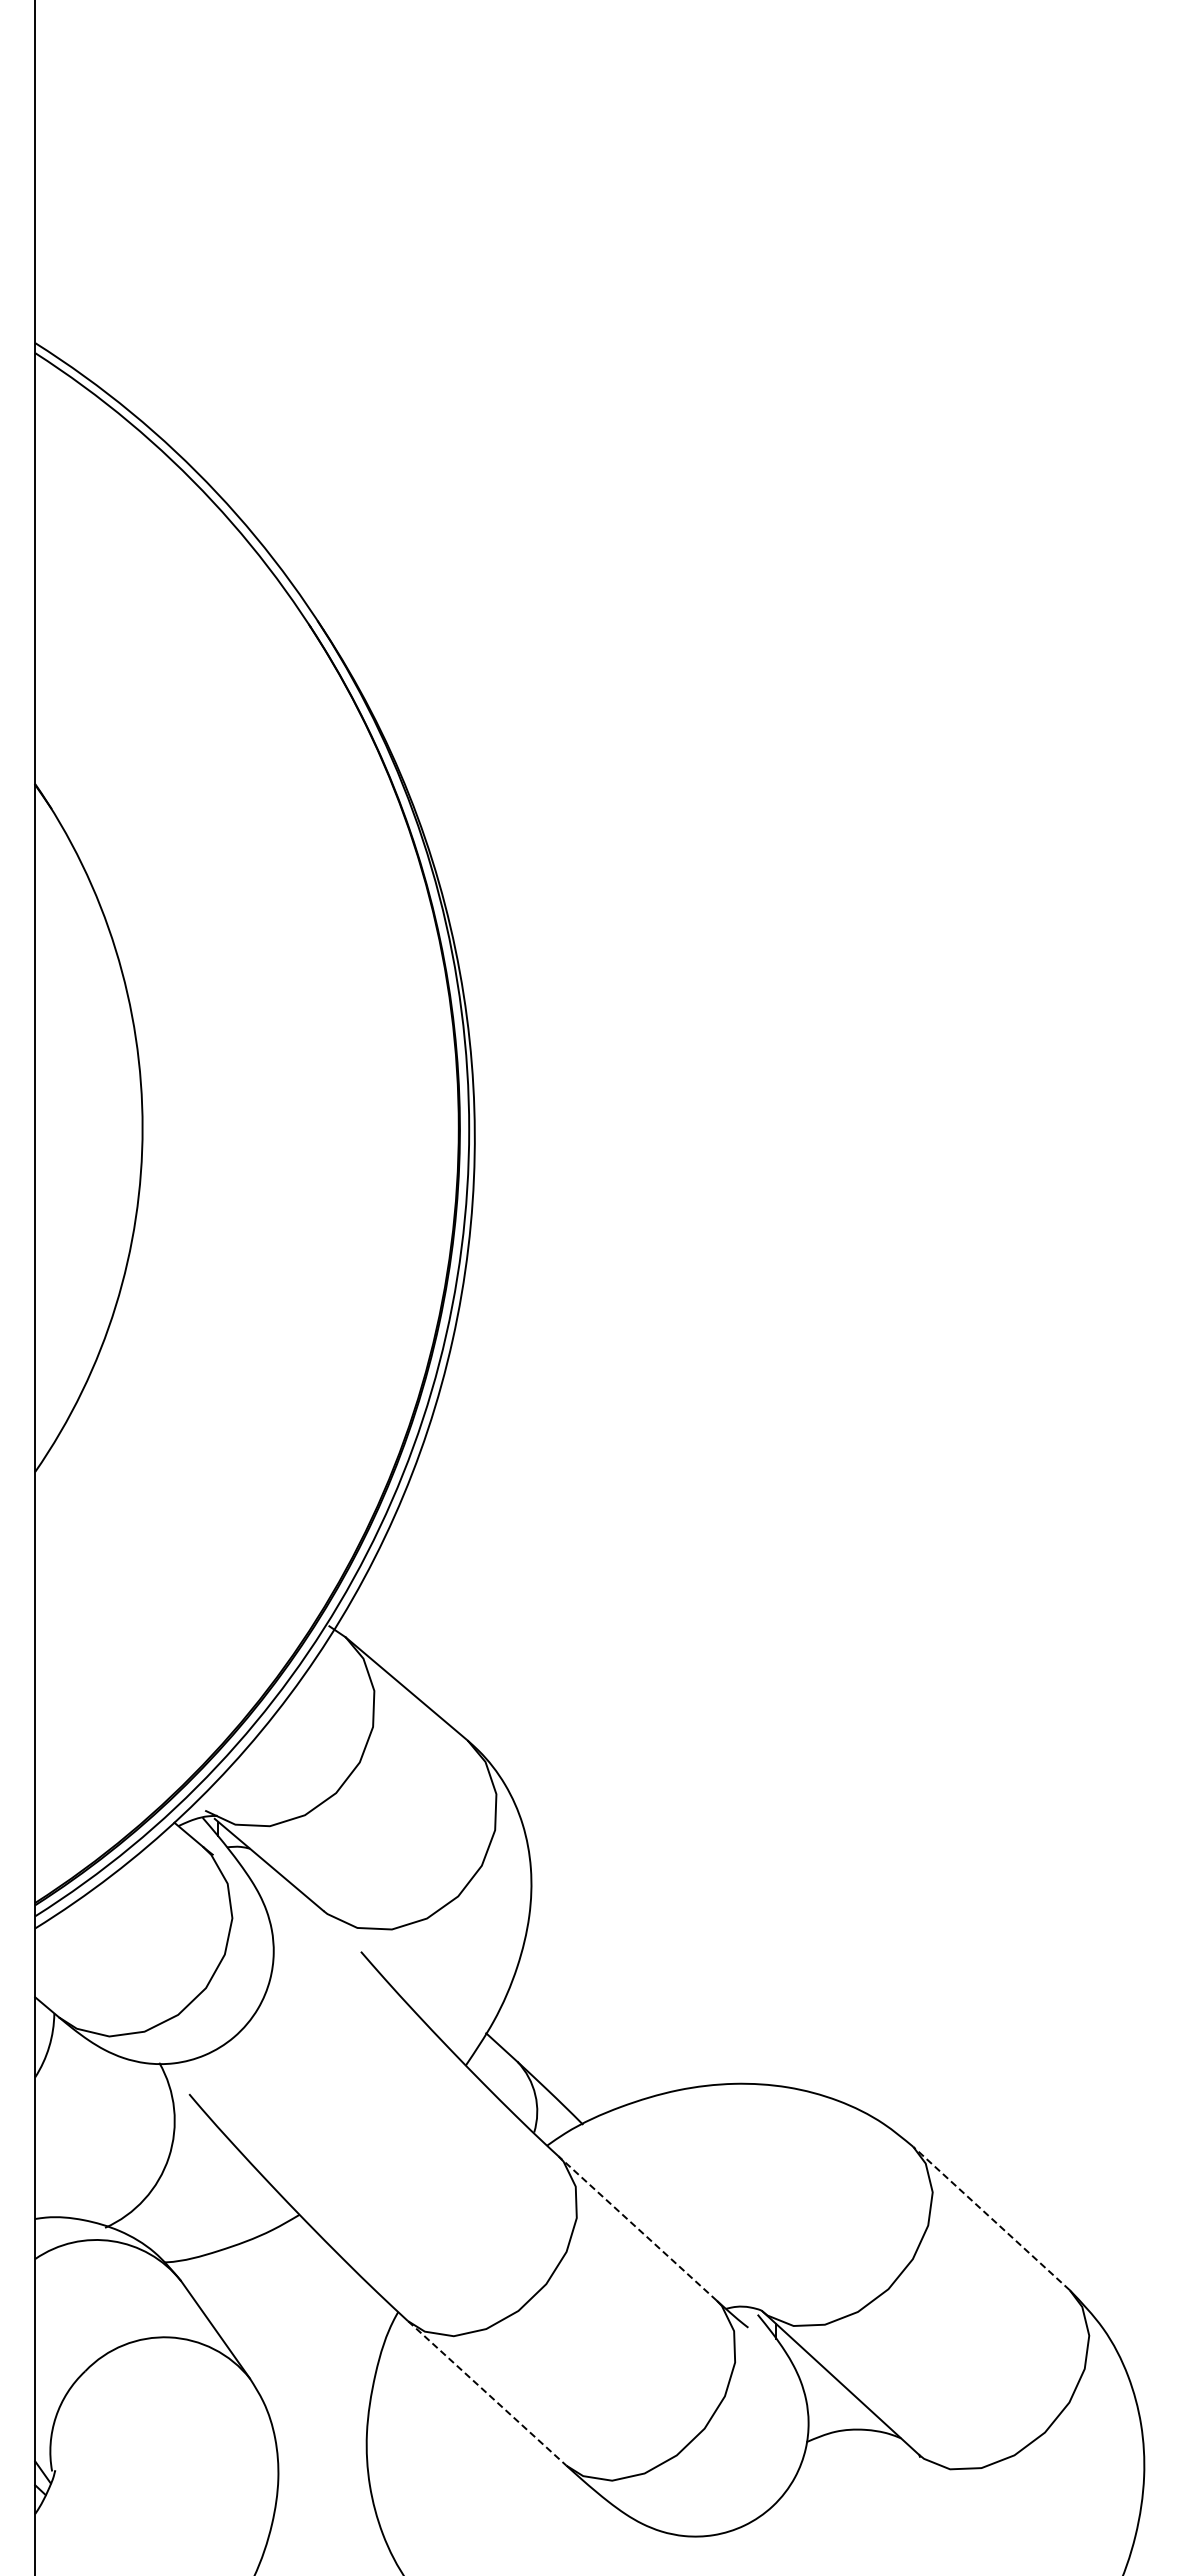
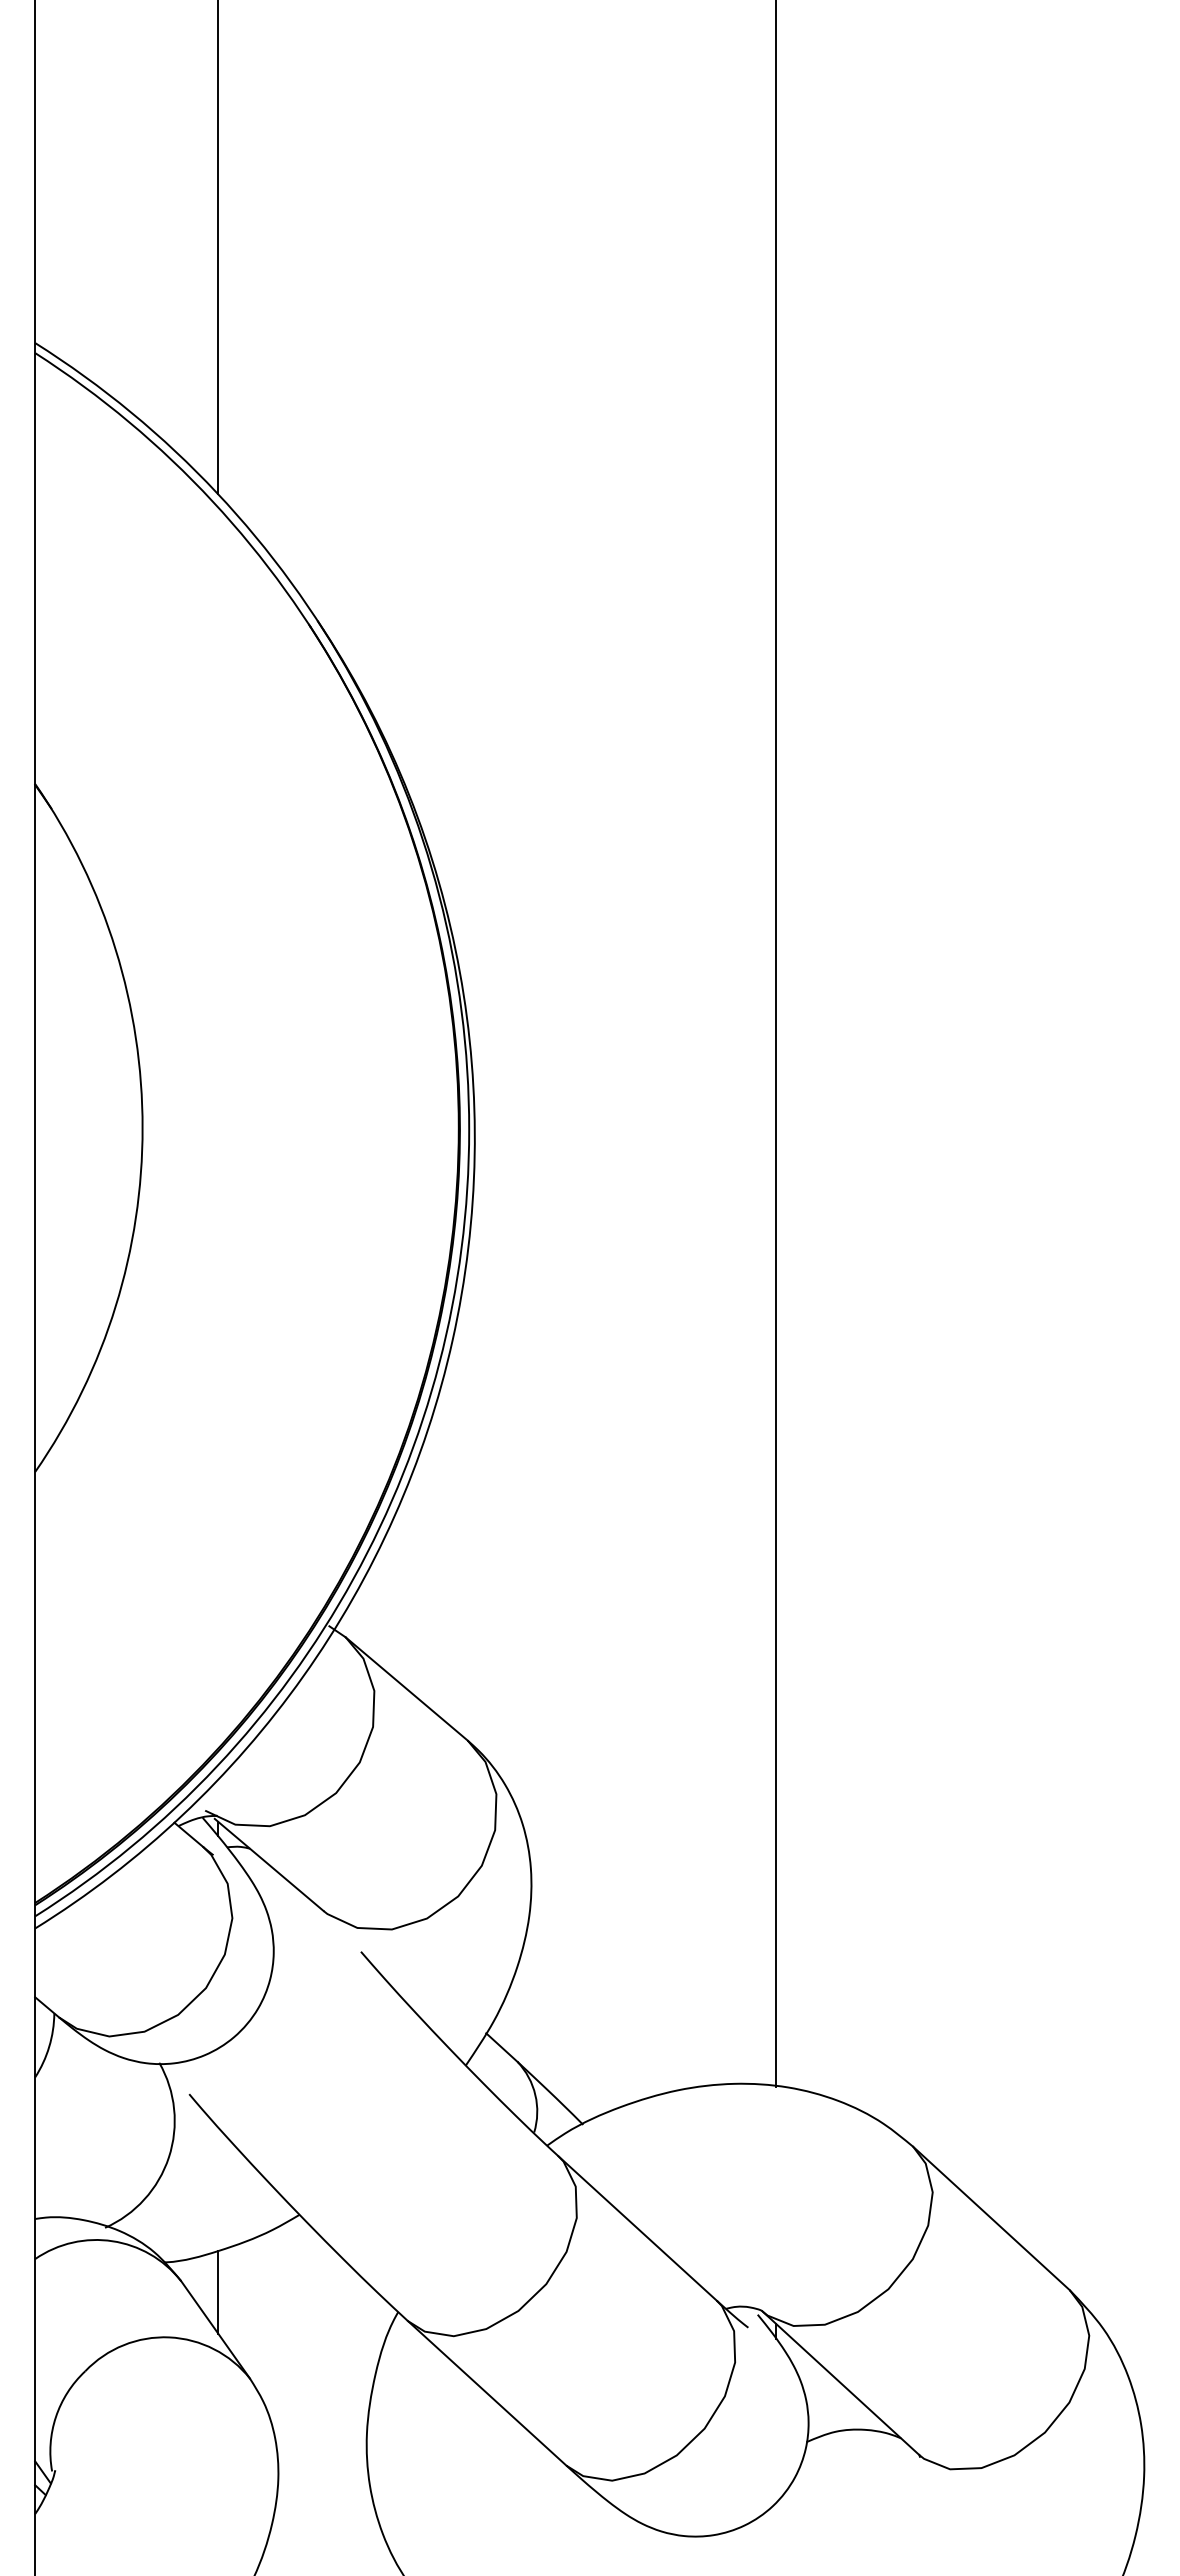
line: none -> present (218, 248)
line: none -> present (776, 1044)
line: dashed -> solid (991, 2218)
line: dashed -> solid (637, 2228)
line: none -> present (218, 2292)
line: dashed -> solid (487, 2393)
